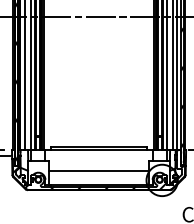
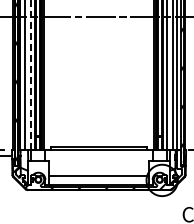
line: solid -> dashed (30, 75)
line position: (98, 171) -> (98, 176) (98, 176)
